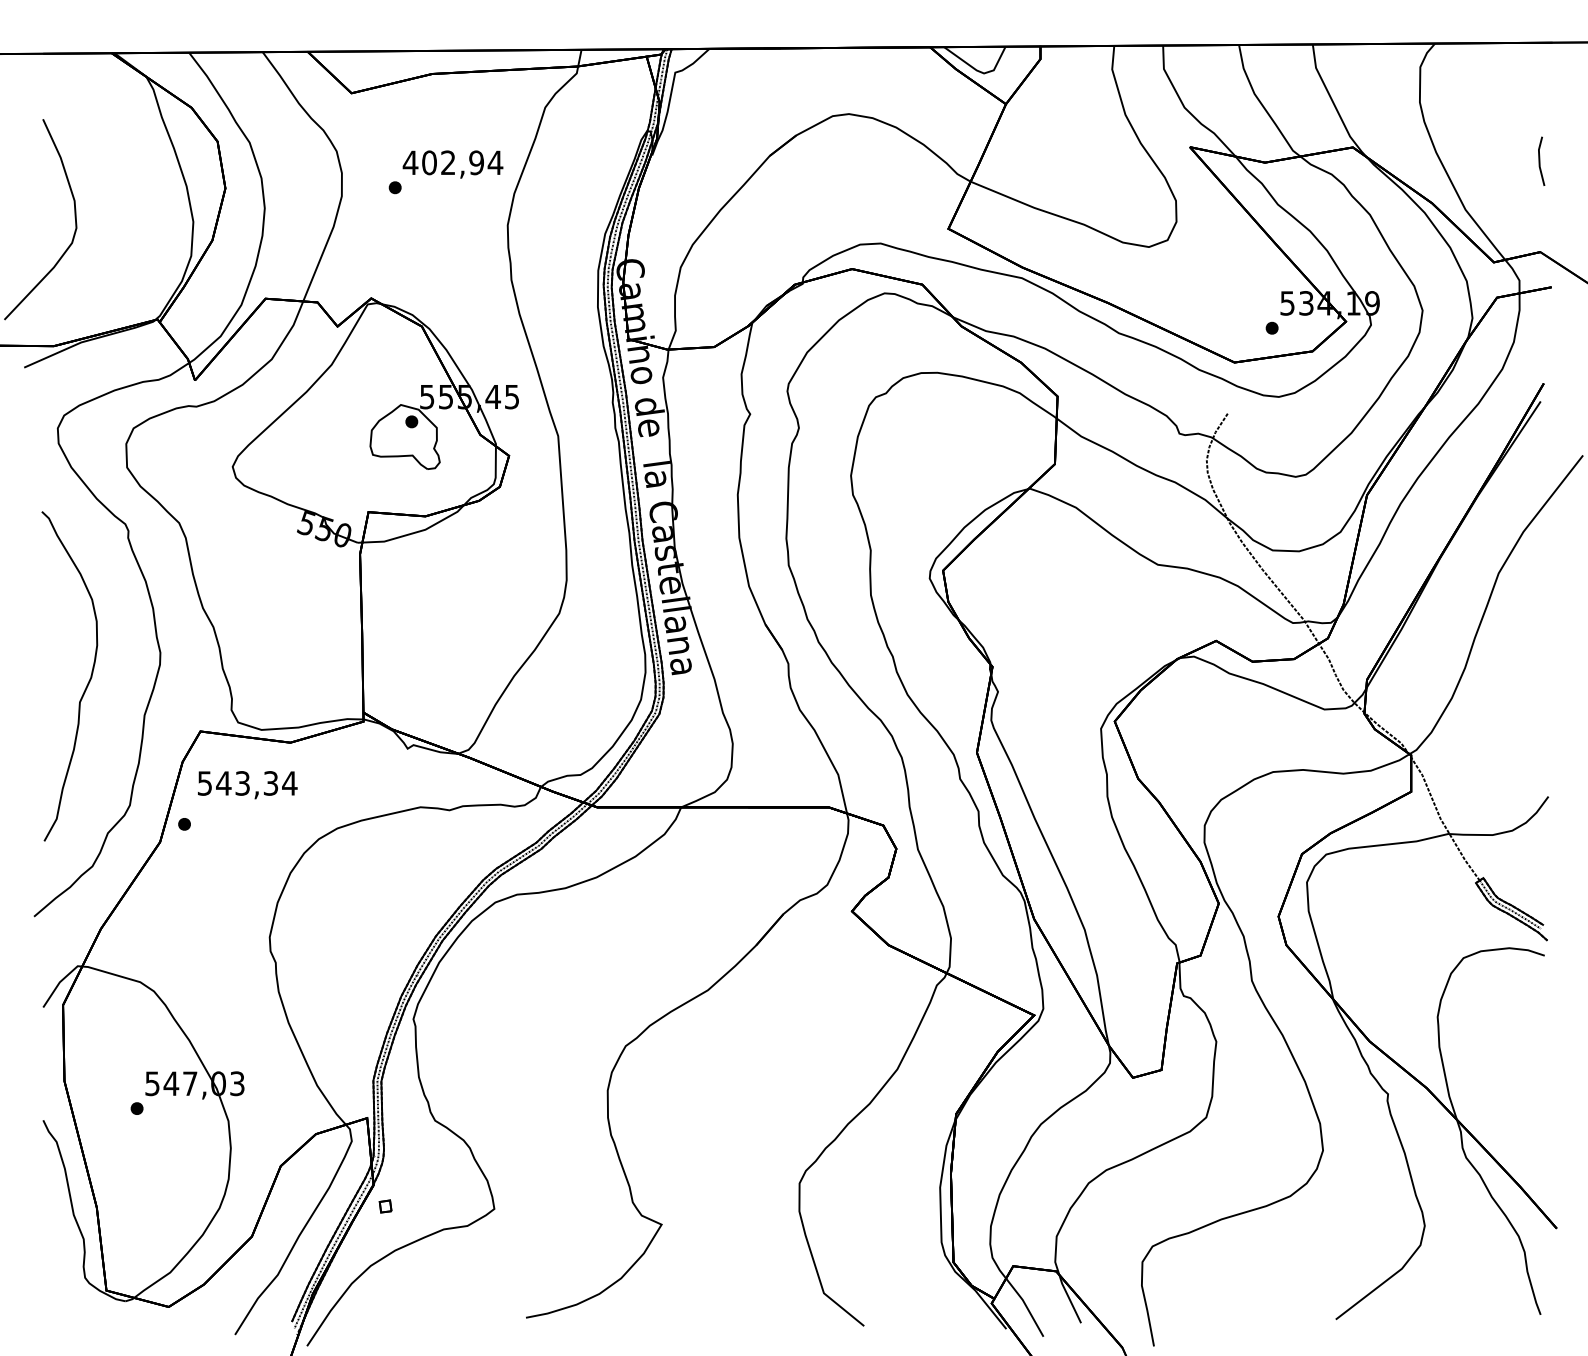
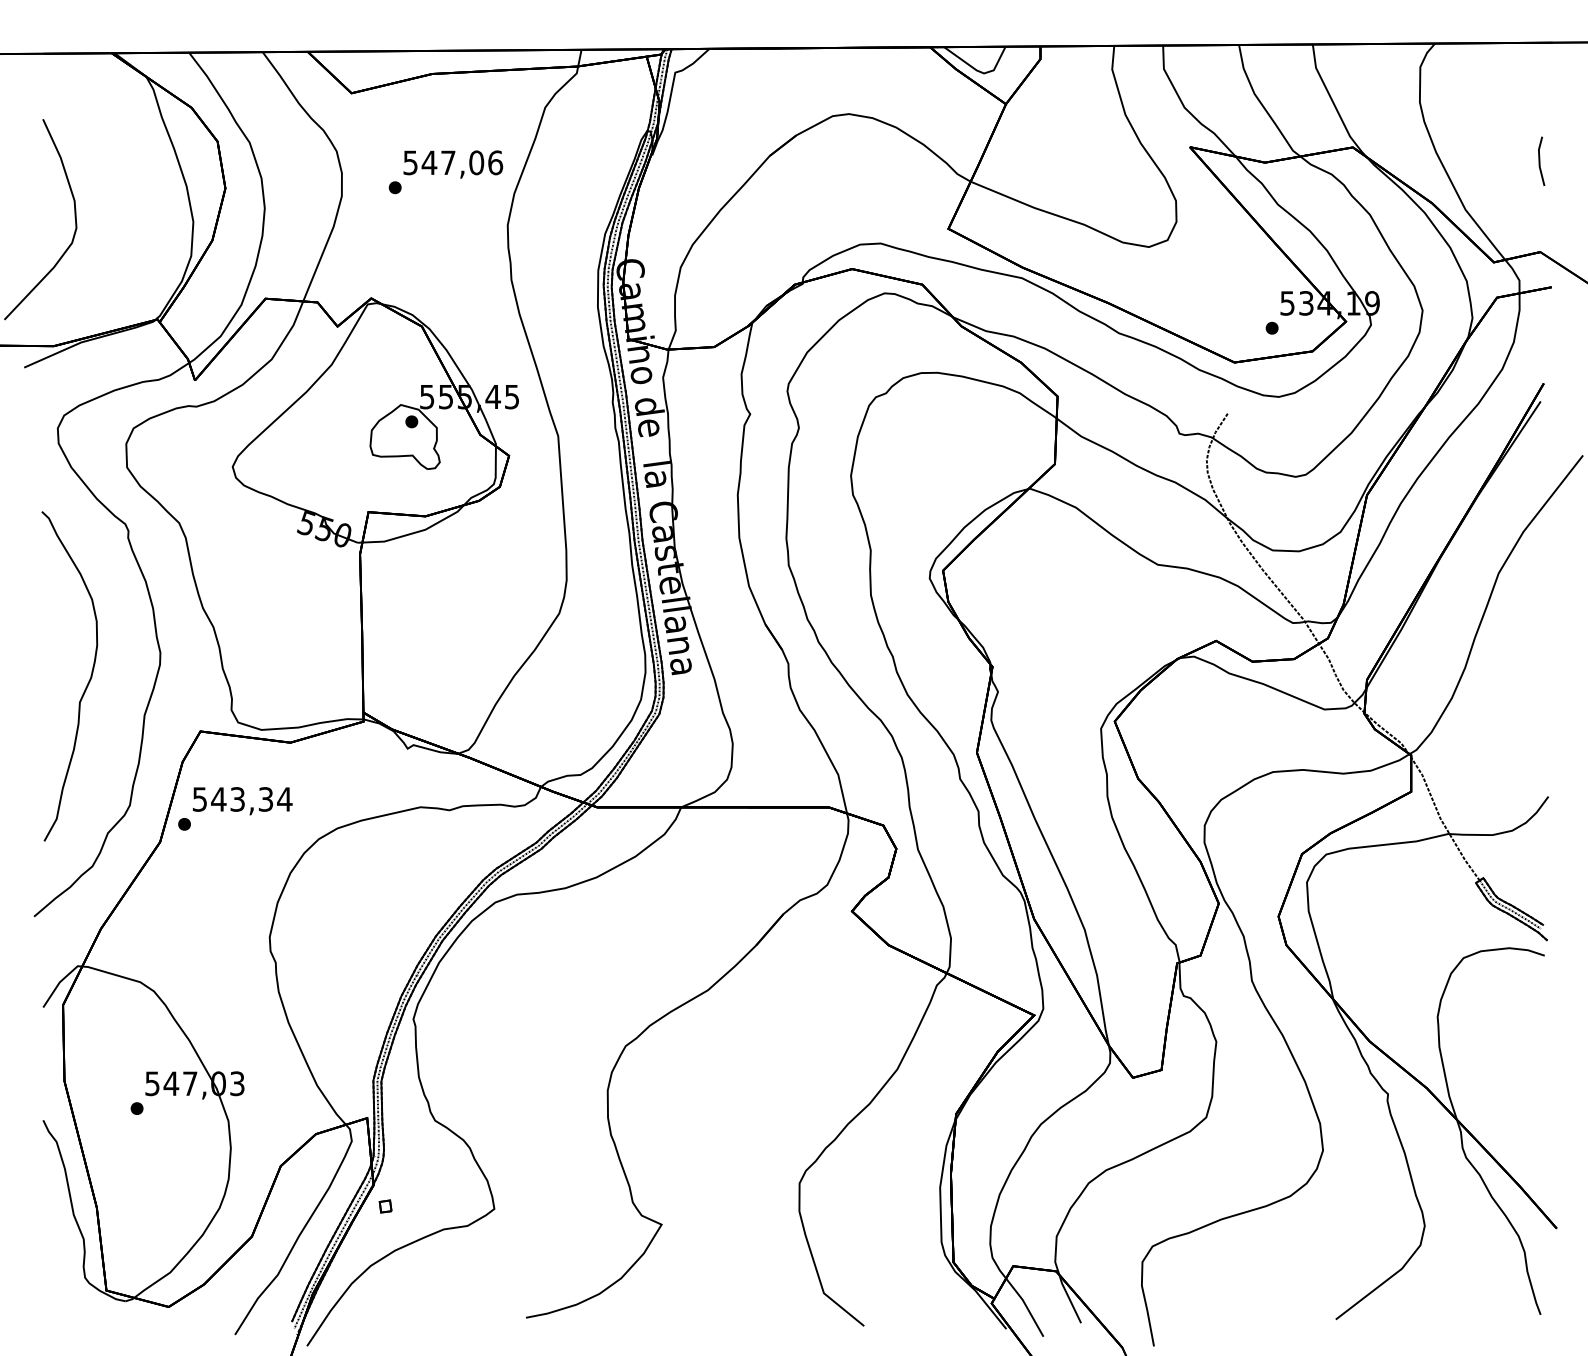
text: 402,94 -> 547,06 (452, 162)
text position: (247, 785) -> (242, 801) (242, 801)
